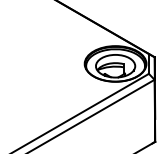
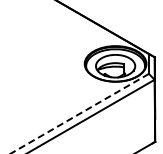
line: solid -> dashed (79, 113)
